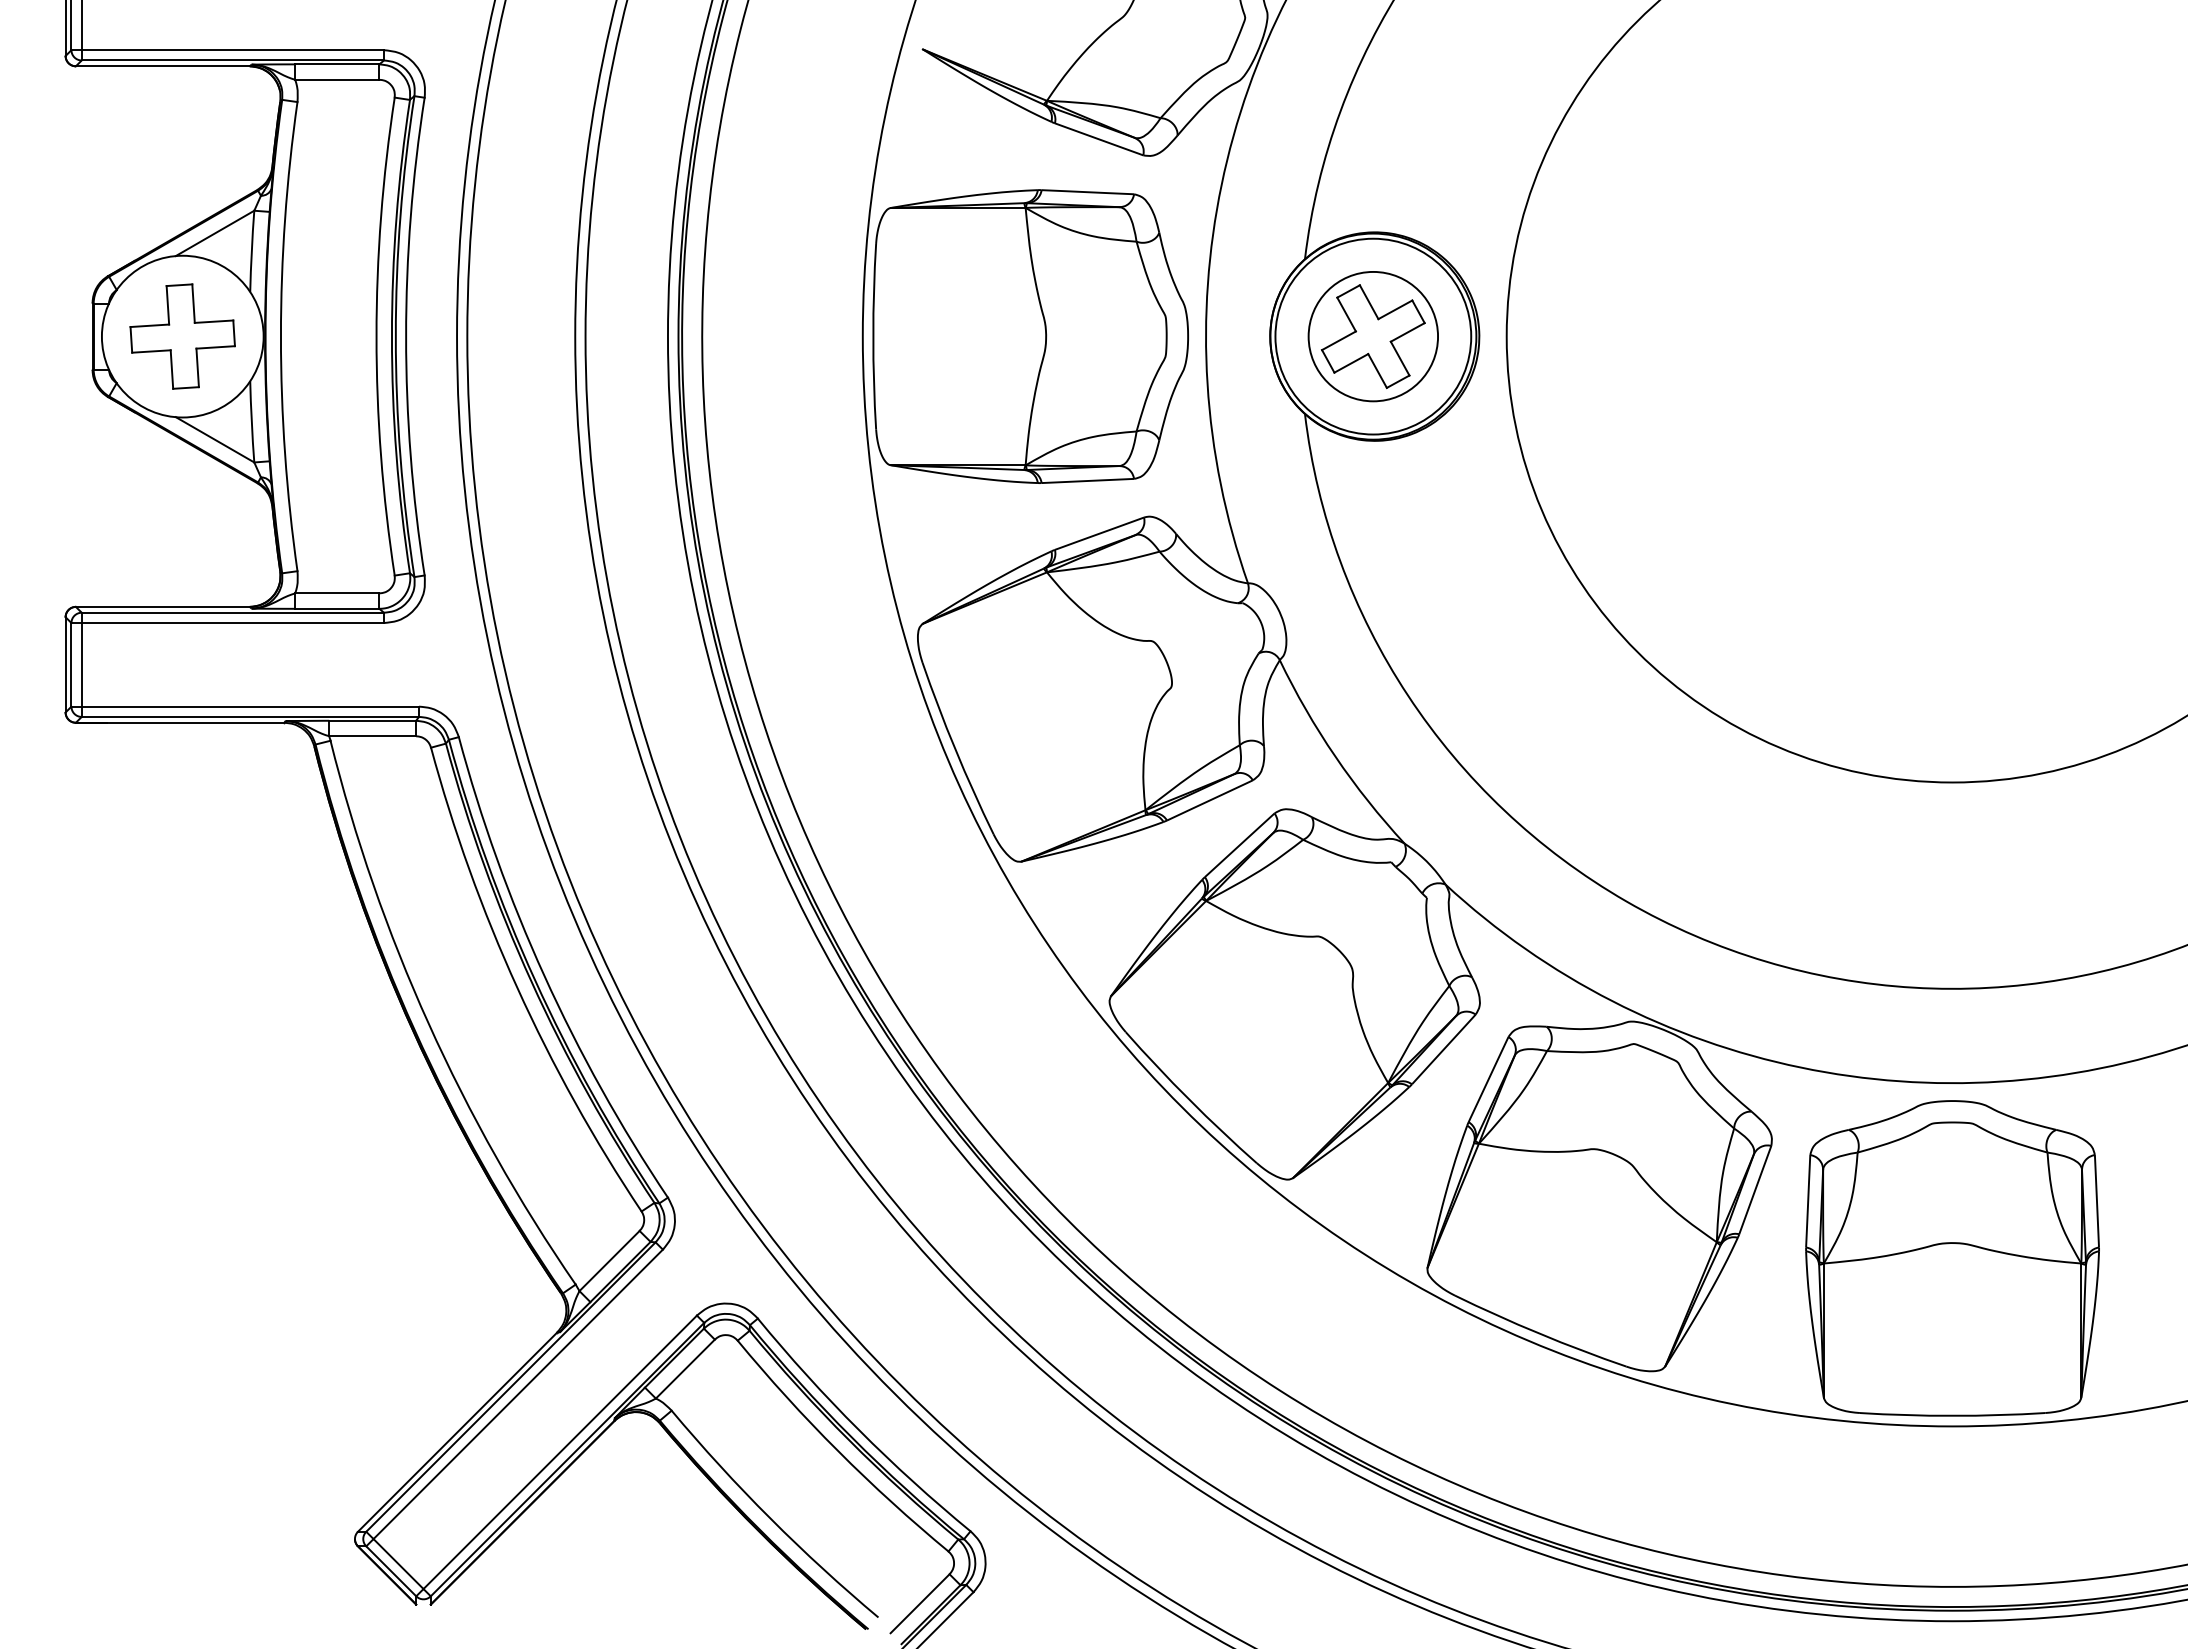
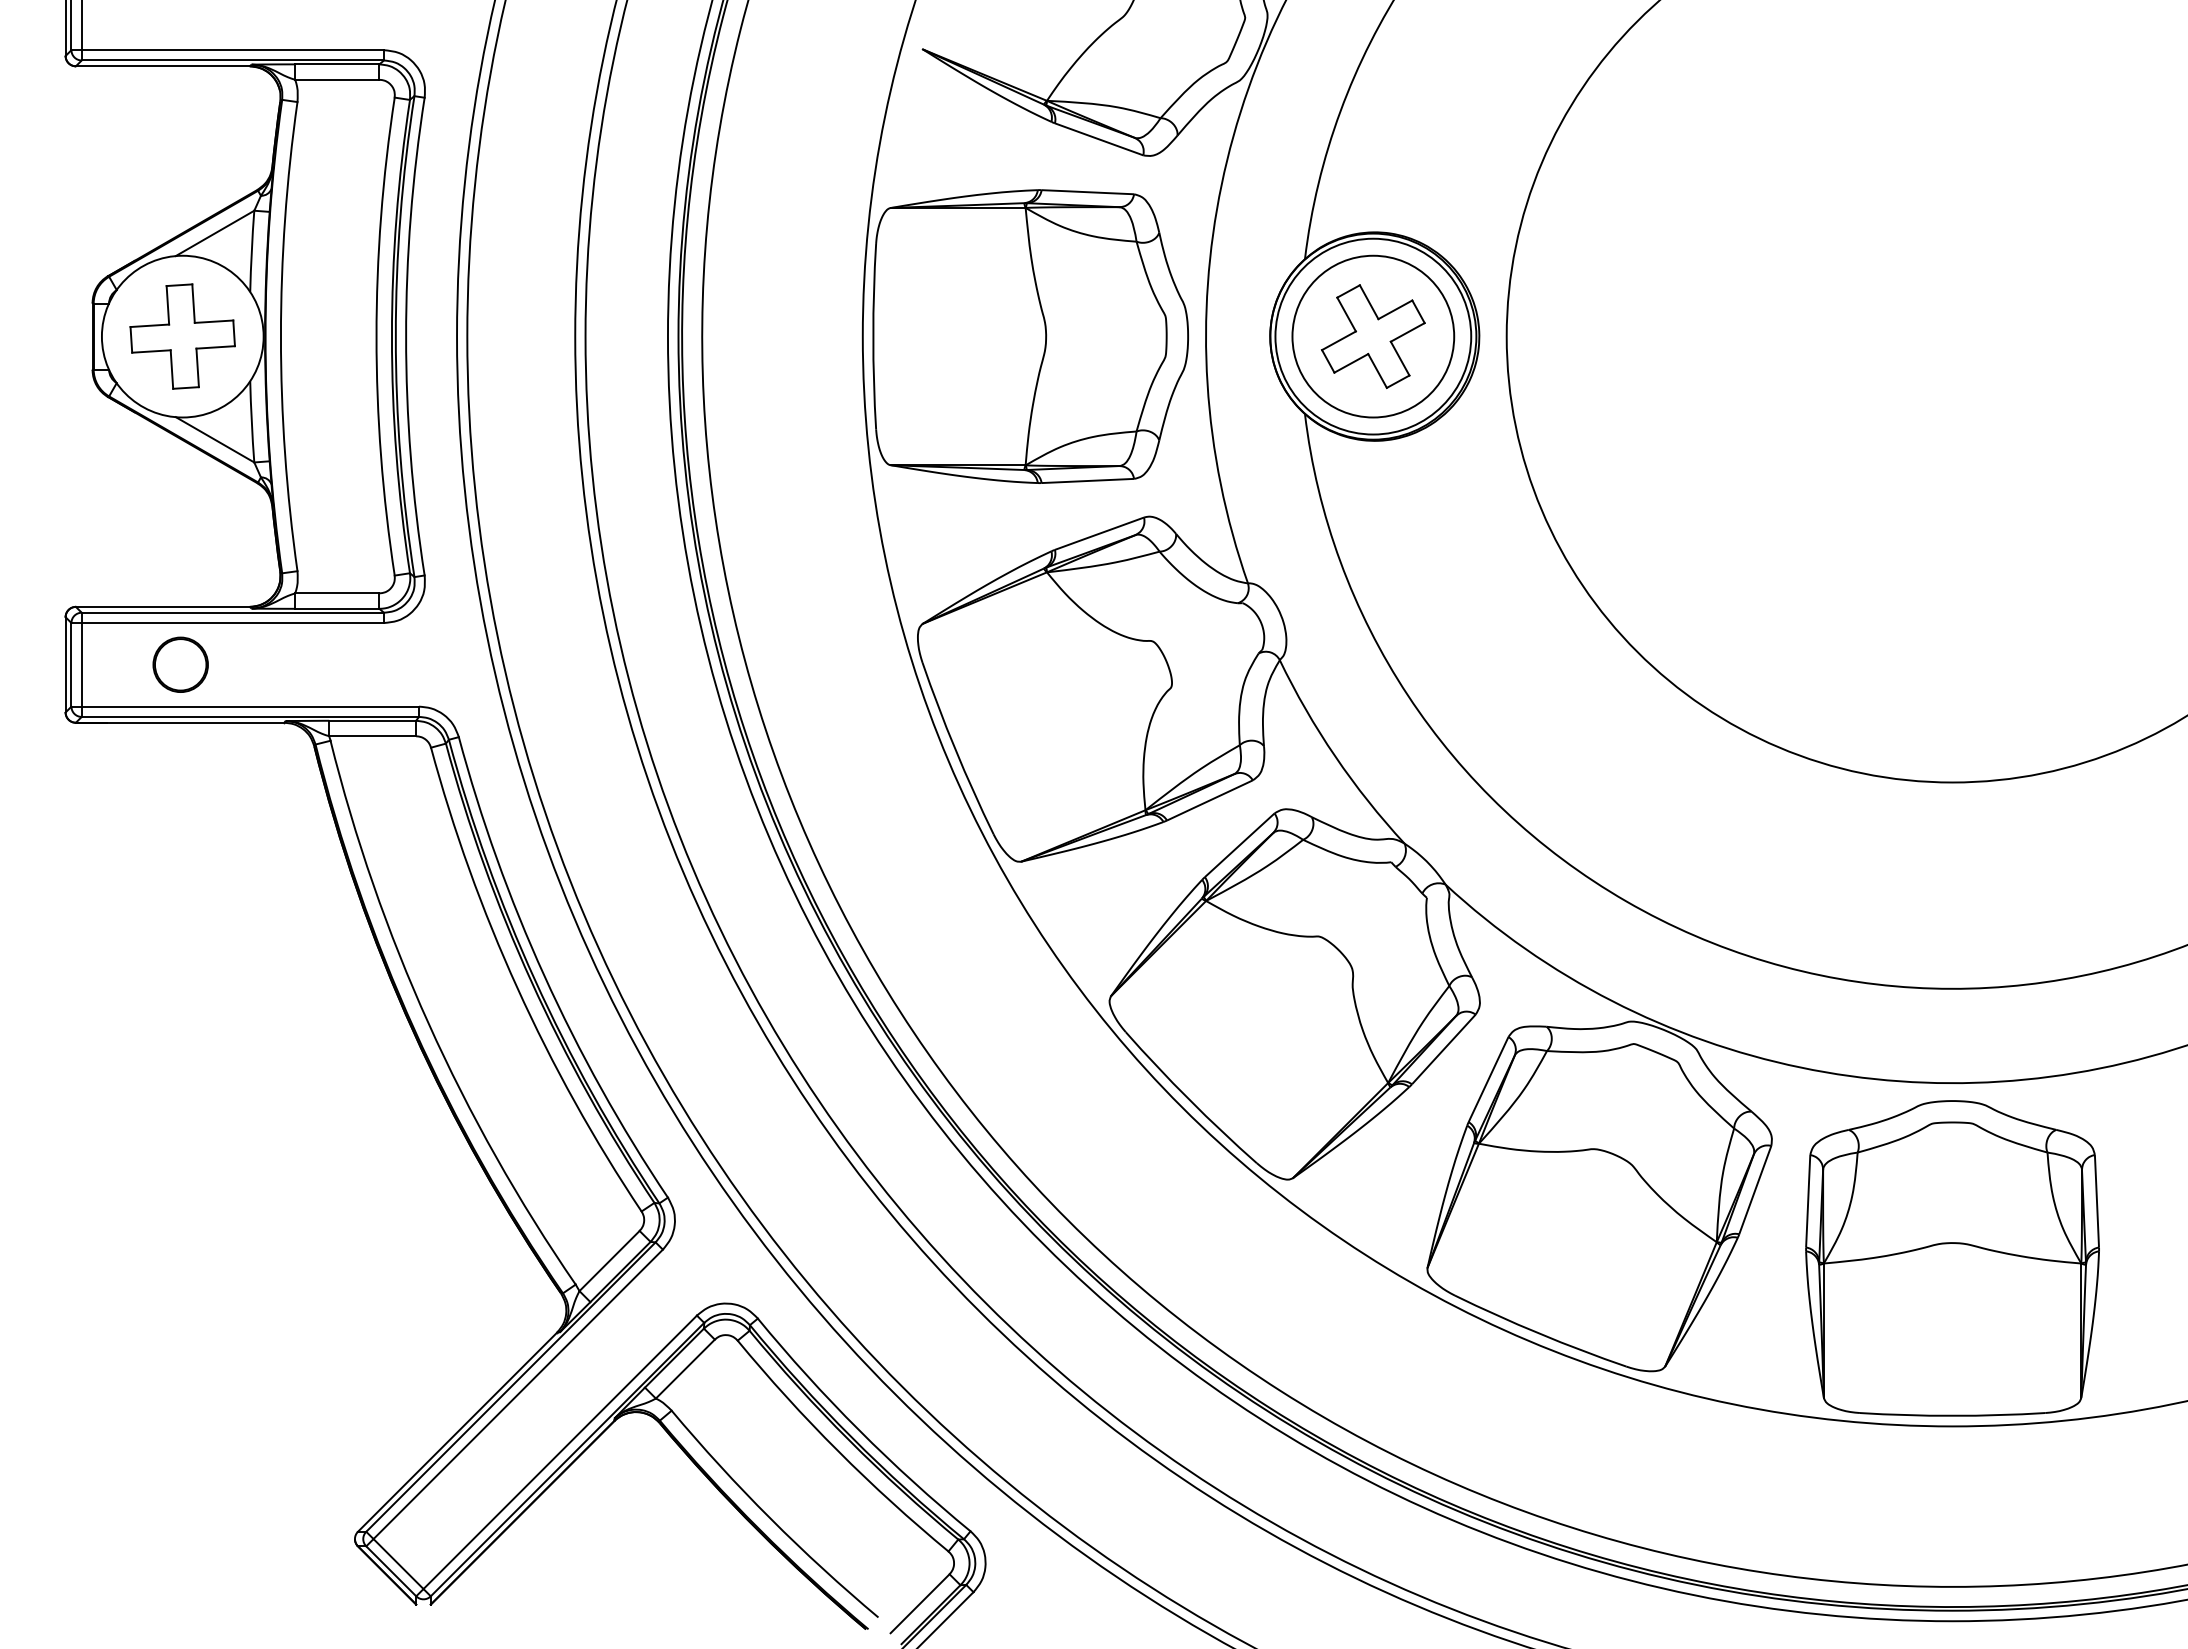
circle diameter: 129 px -> 162 px (1373, 336)
part: none -> present (180, 664)
